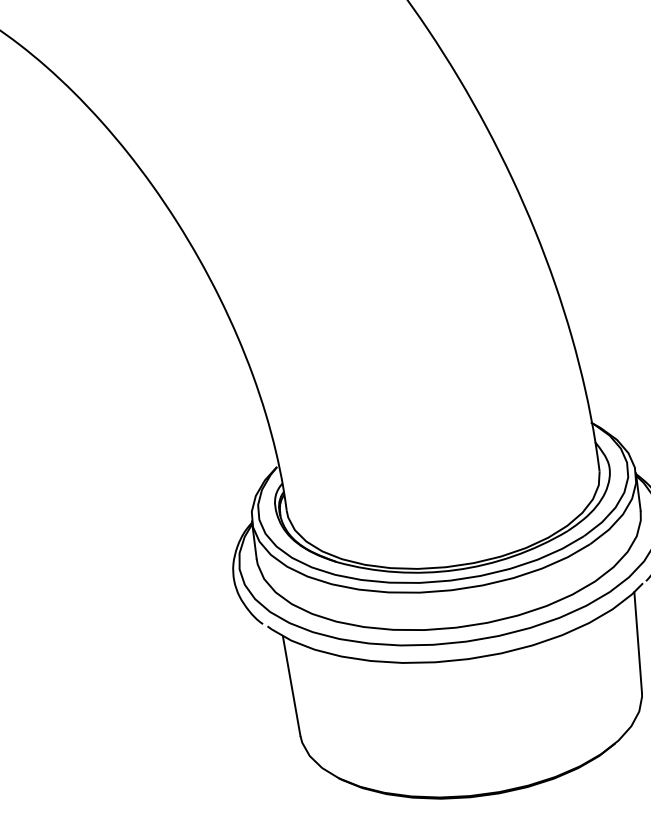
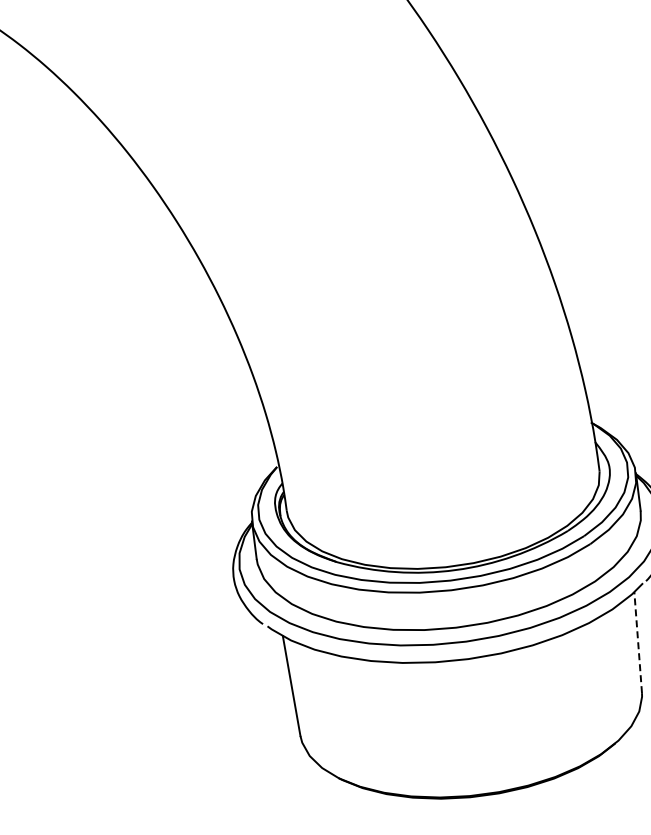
line: solid -> dashed (638, 642)
